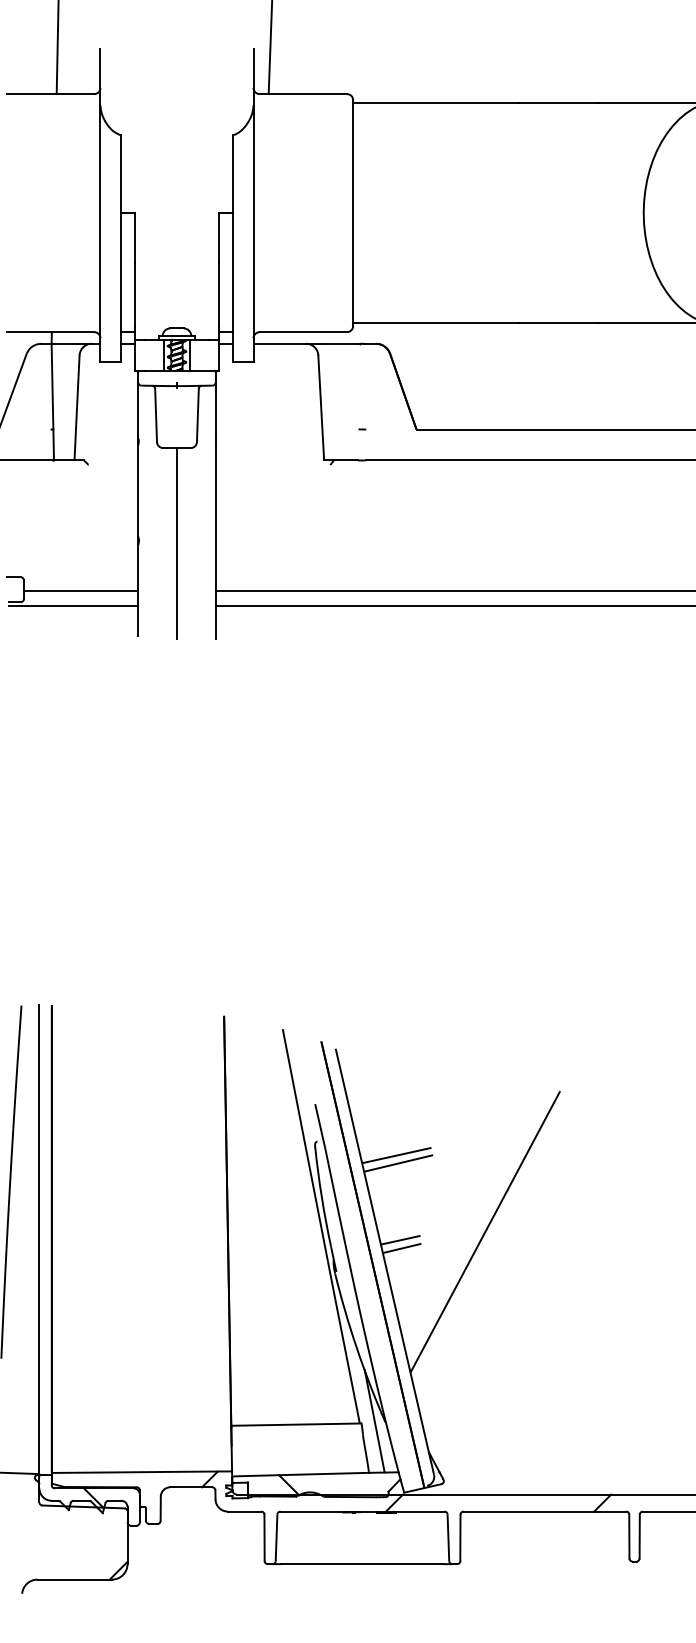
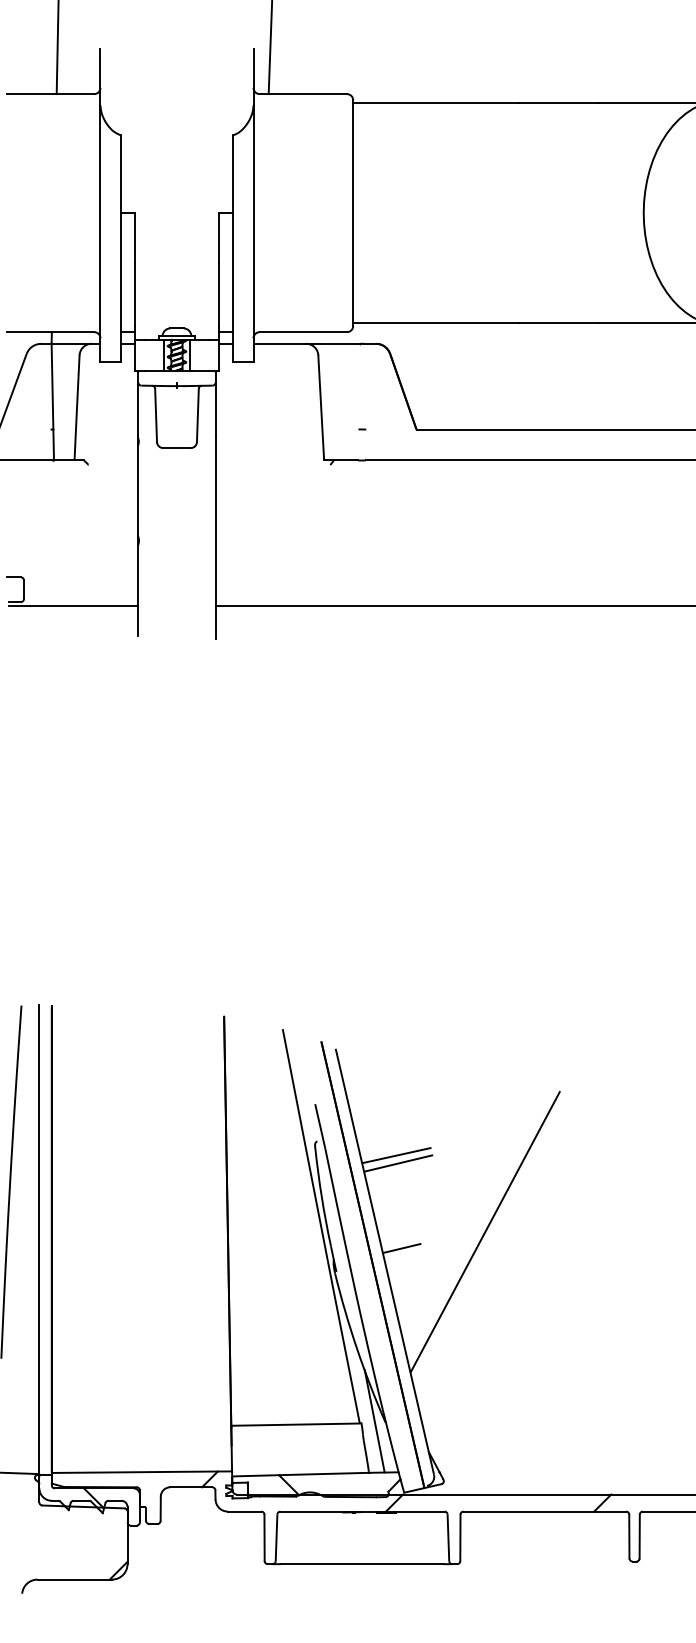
line: present -> none (176, 543)
line: present -> none (80, 590)
line: present -> none (453, 590)
line: present -> none (399, 1240)
